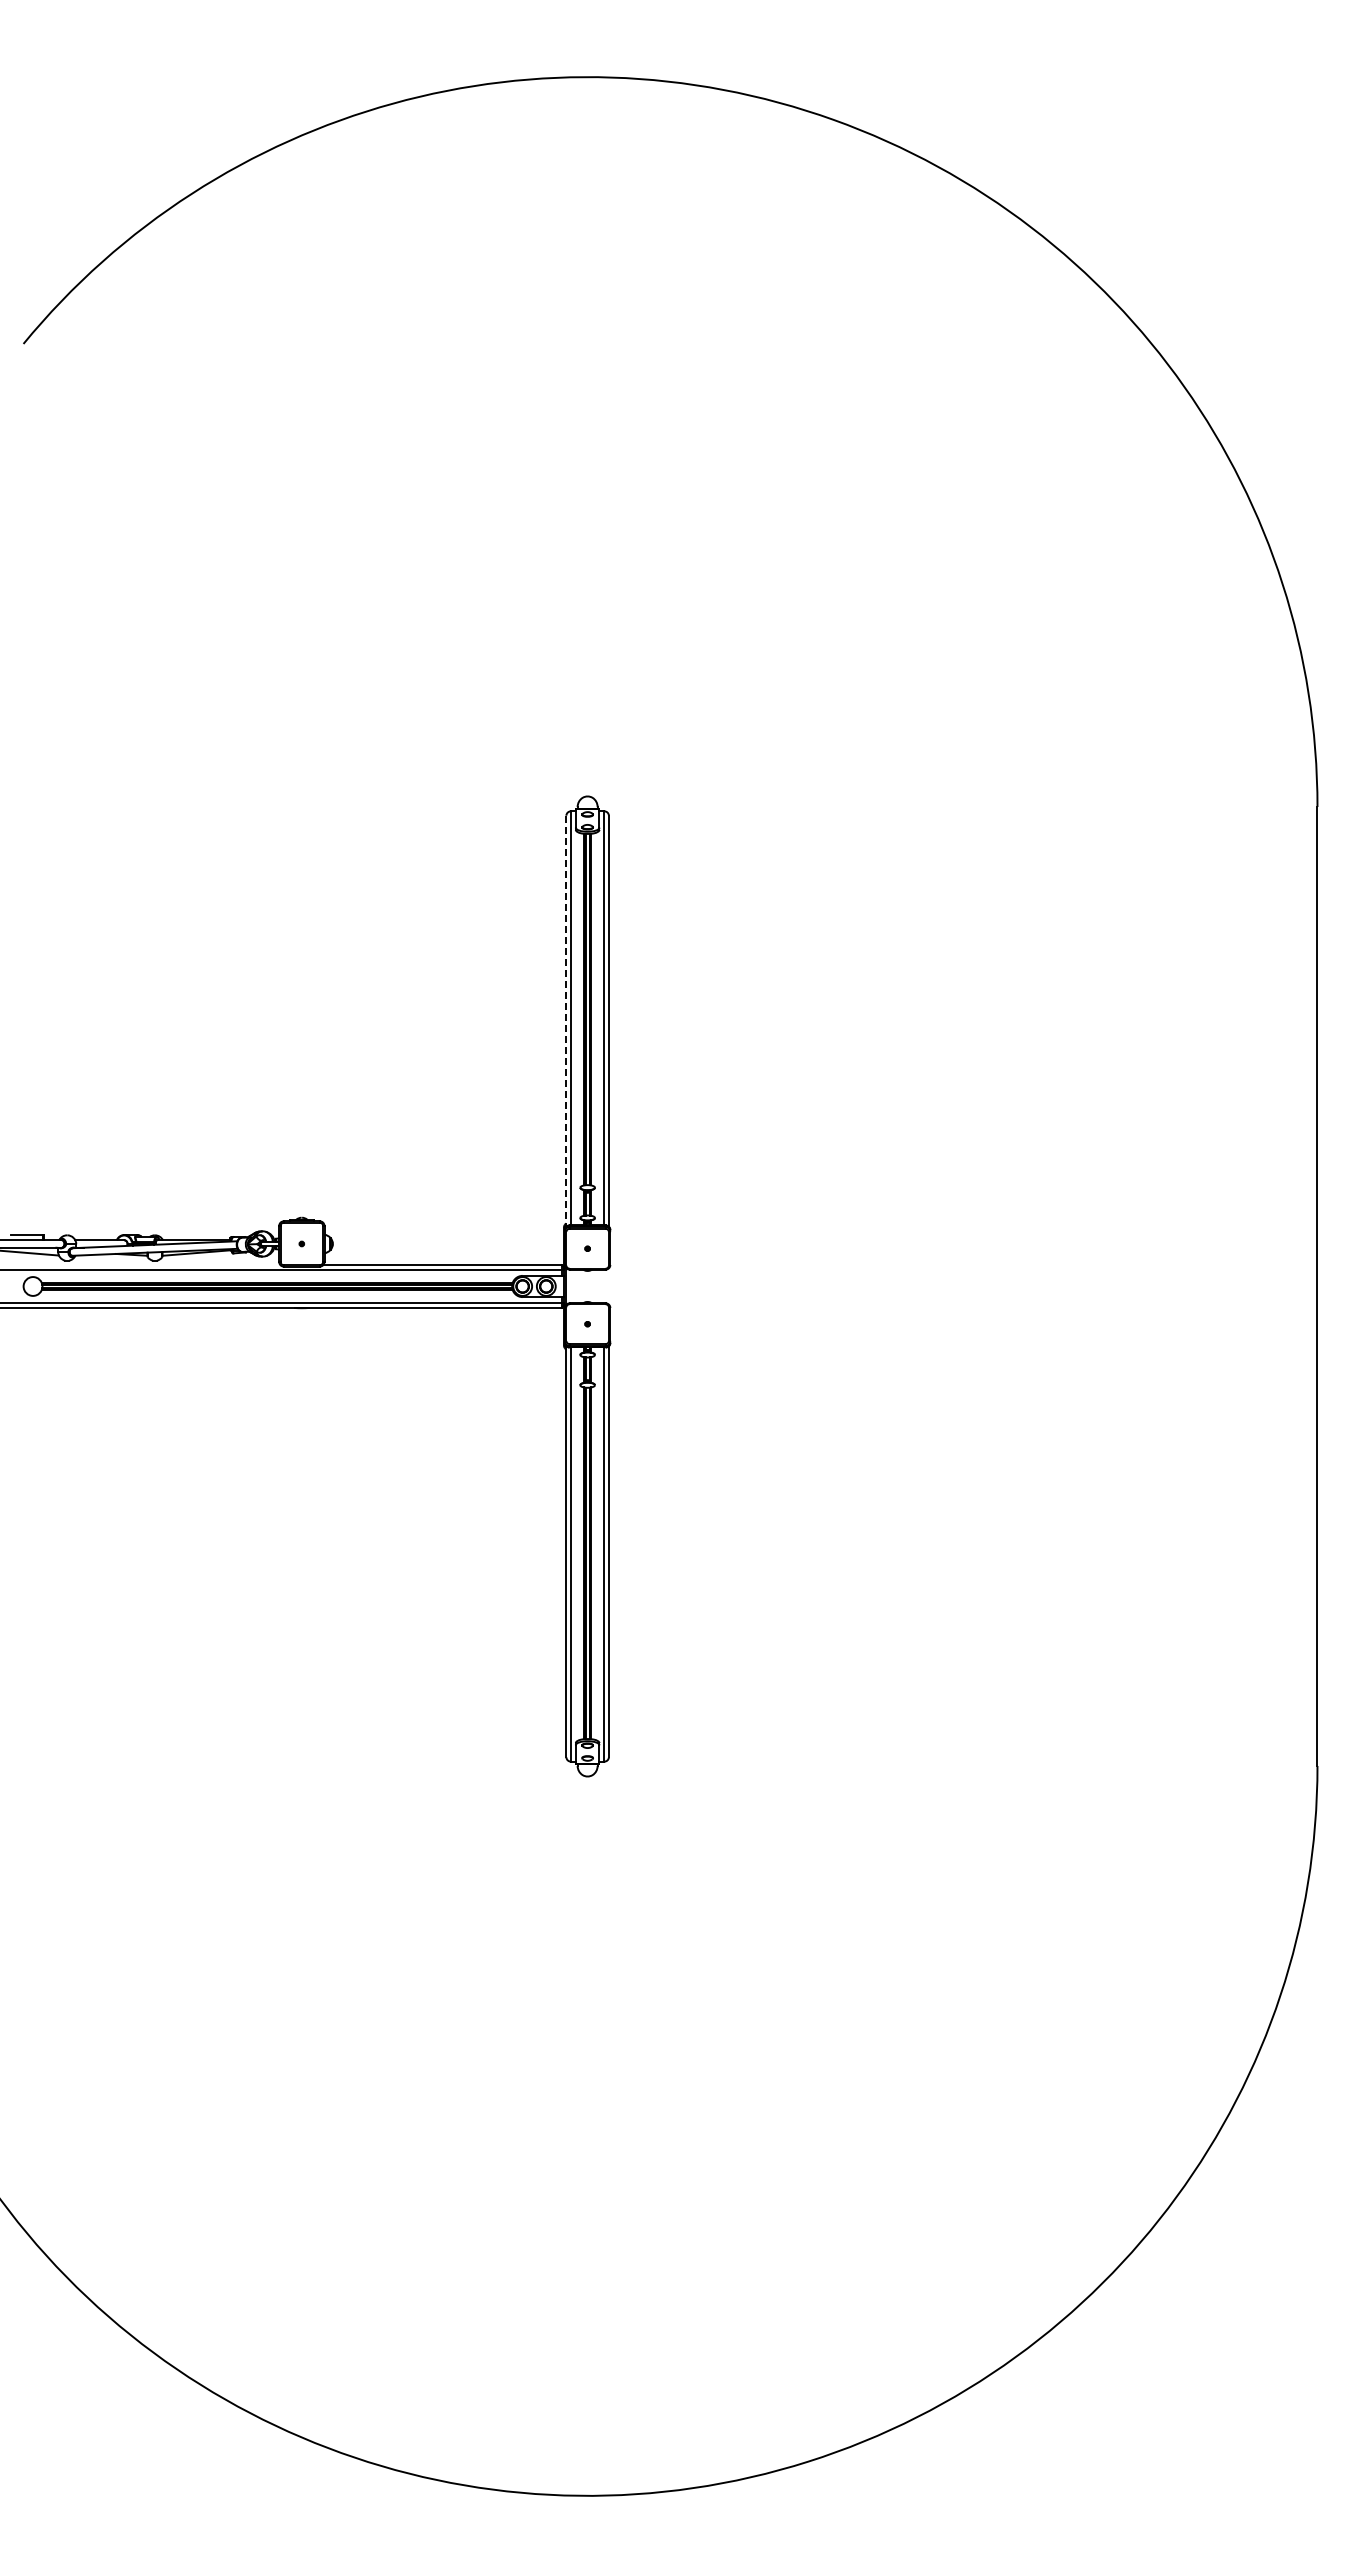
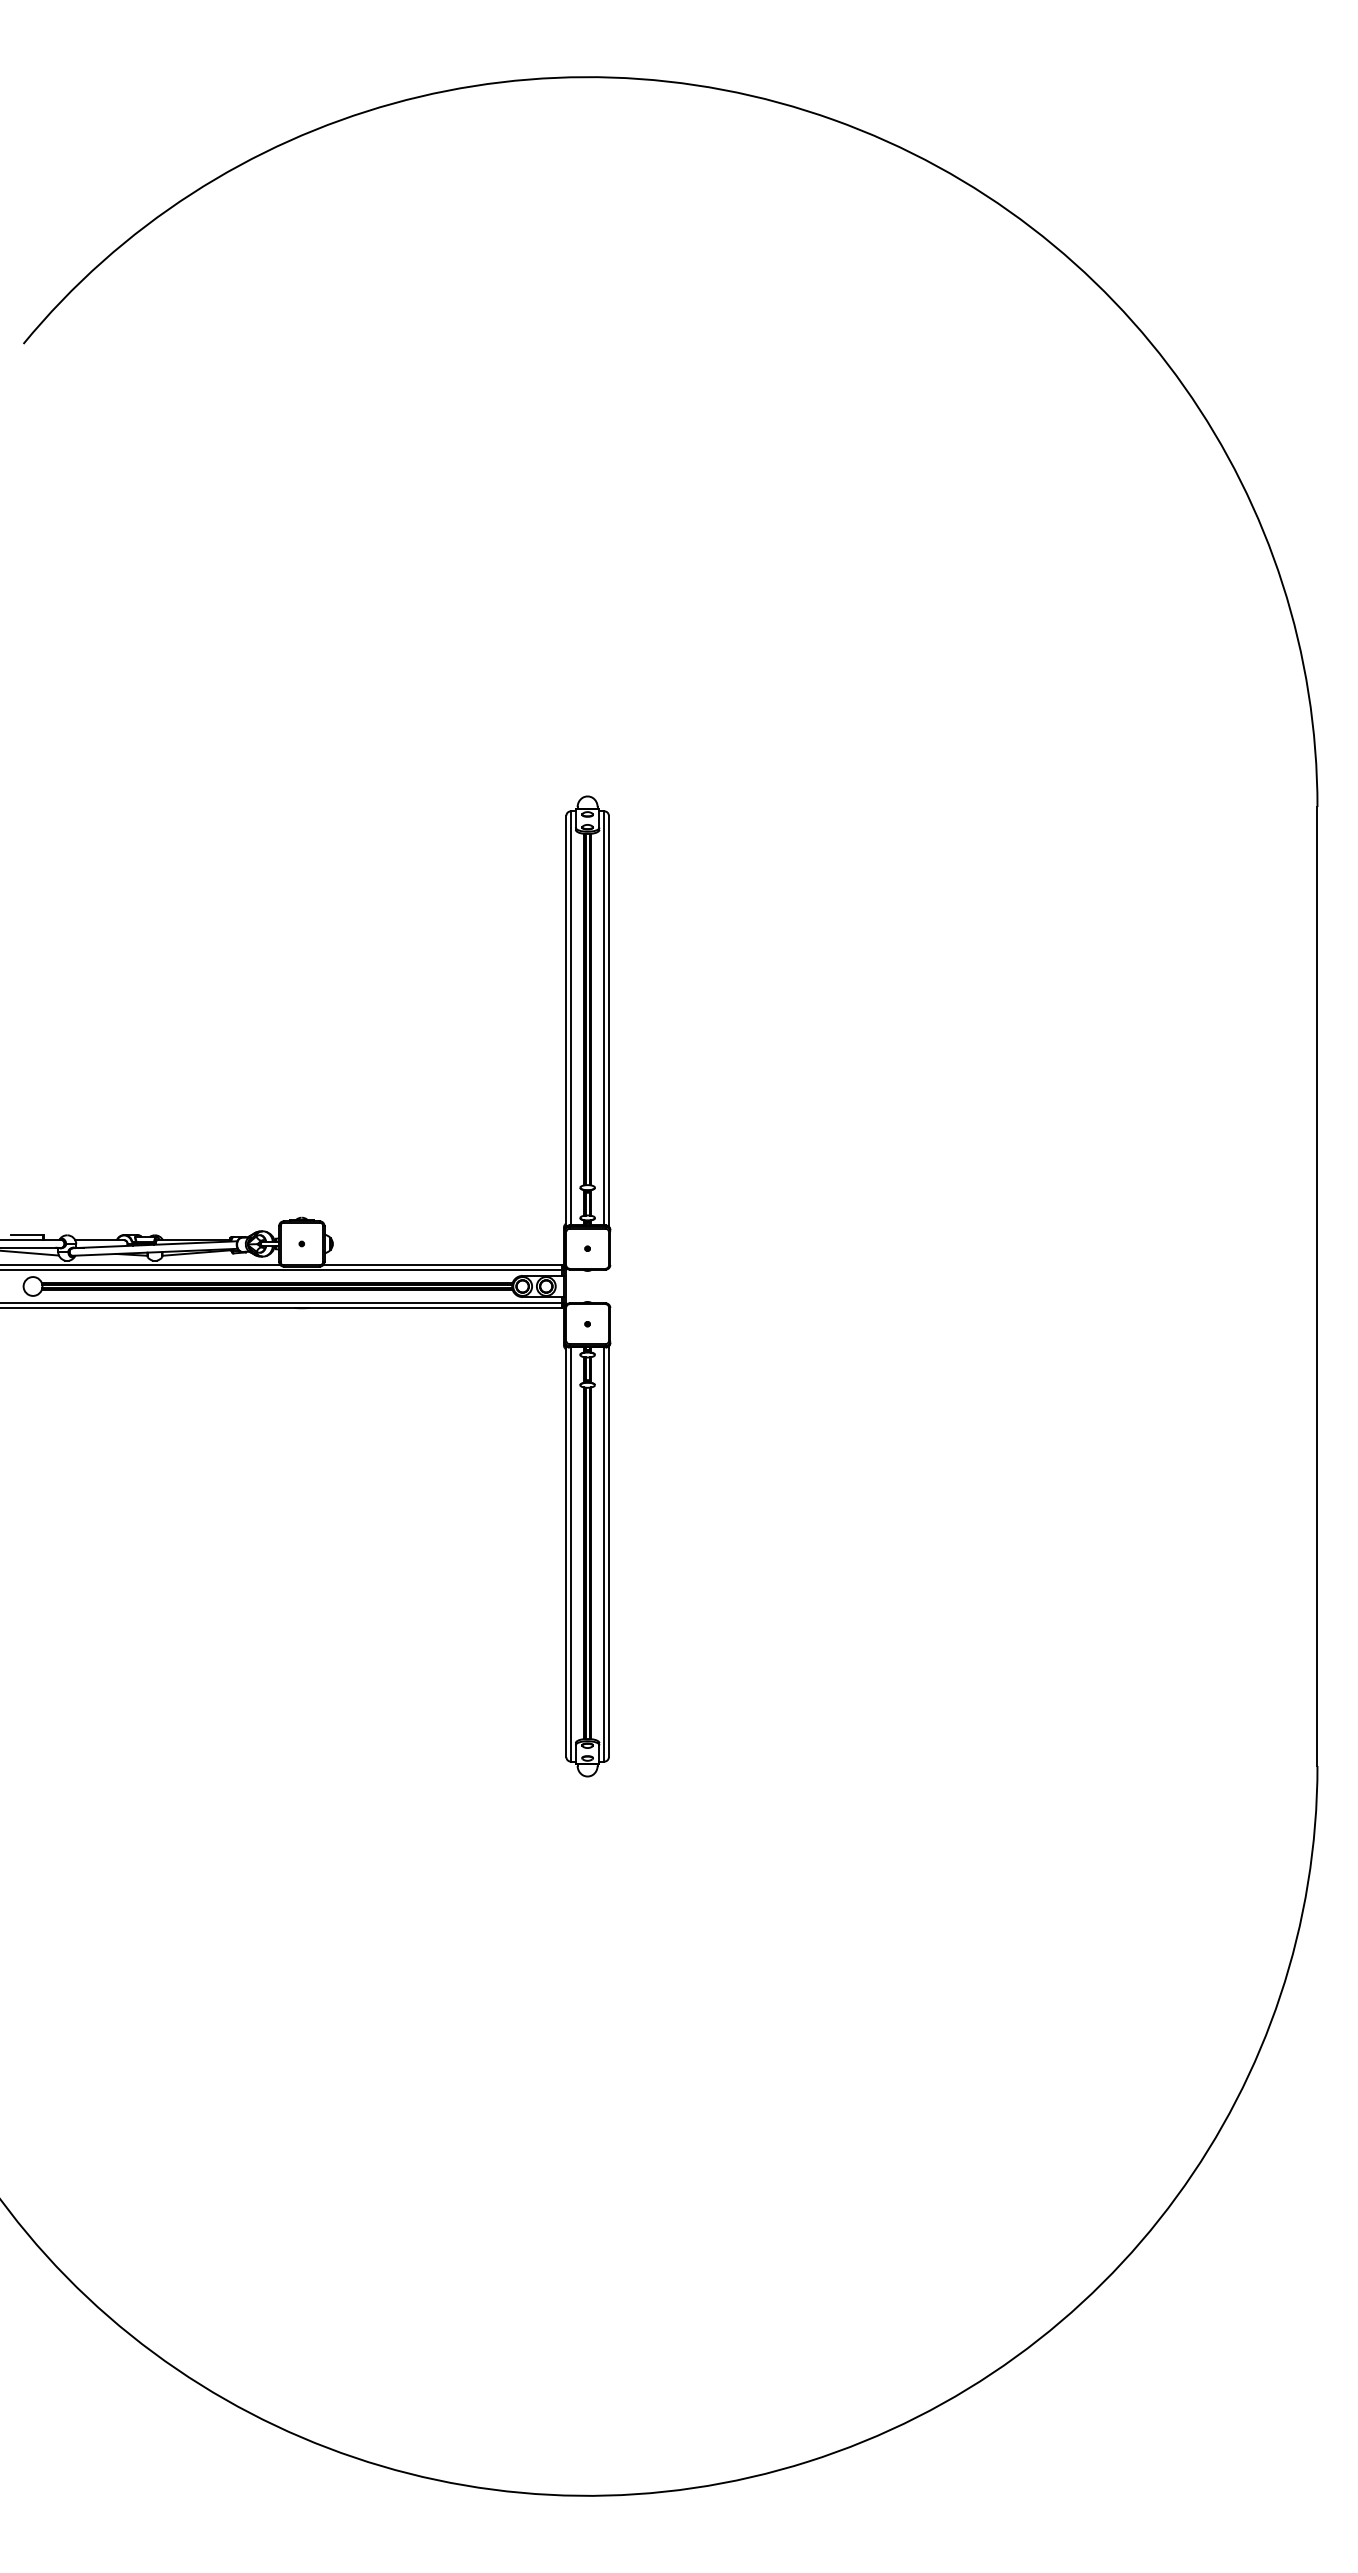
line: dashed -> solid (566, 1021)
line: none -> present (141, 1265)
